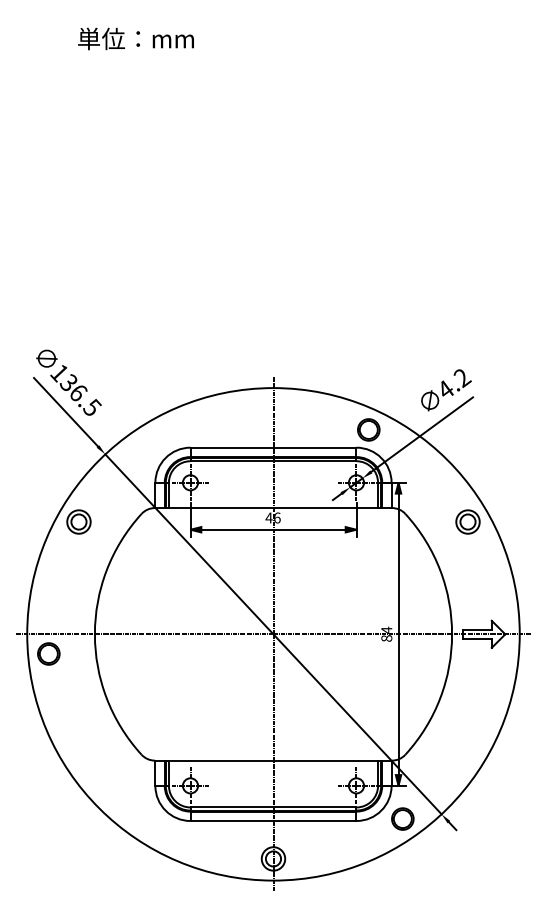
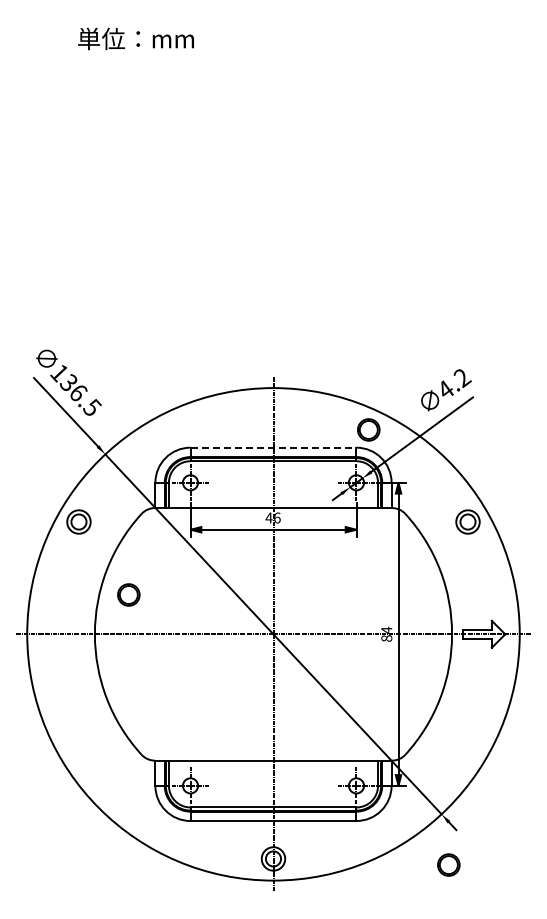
line: solid -> dashed (273, 447)
part position: (48, 653) -> (128, 594) (128, 594)
part position: (402, 818) -> (448, 864) (448, 864)
